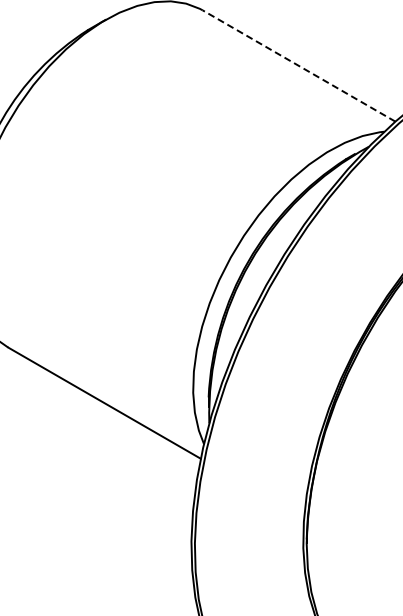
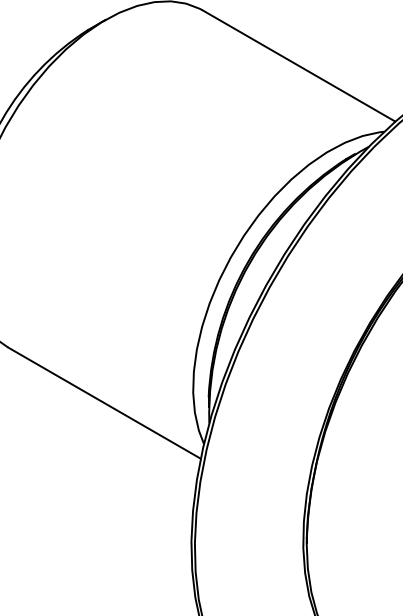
line: dashed -> solid (298, 65)
